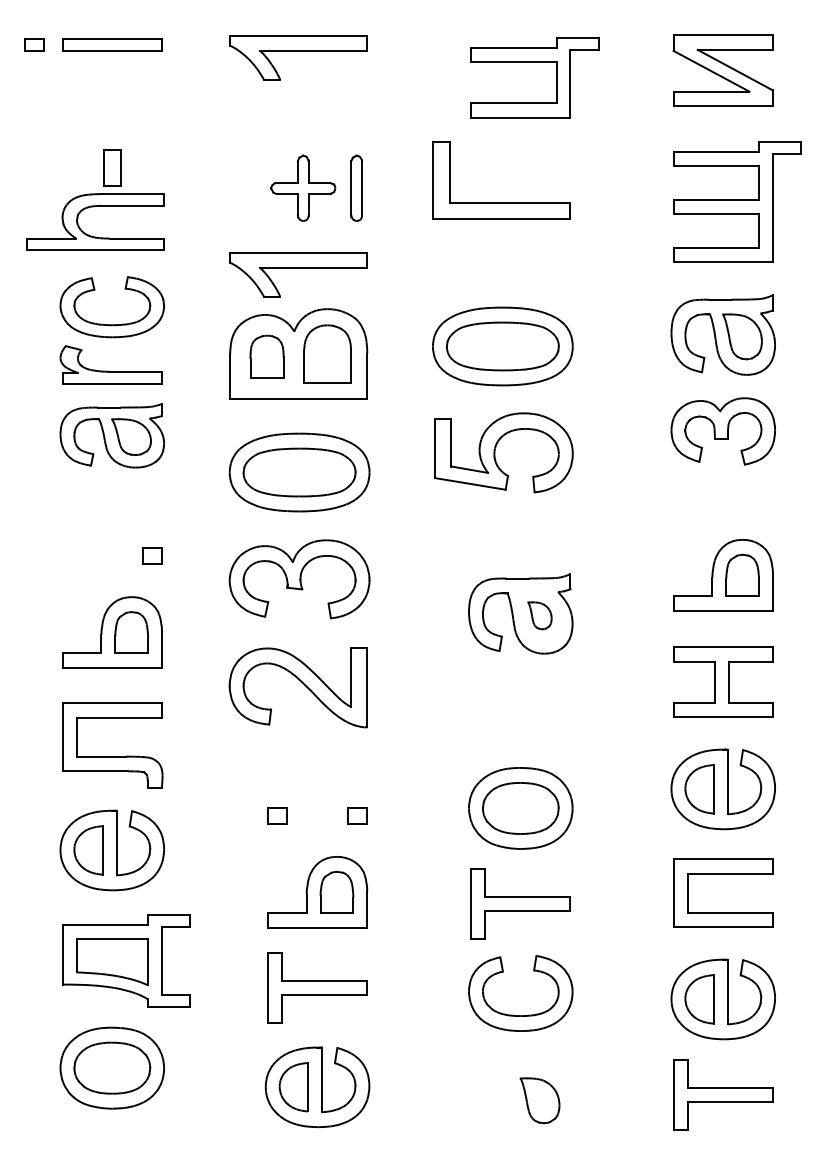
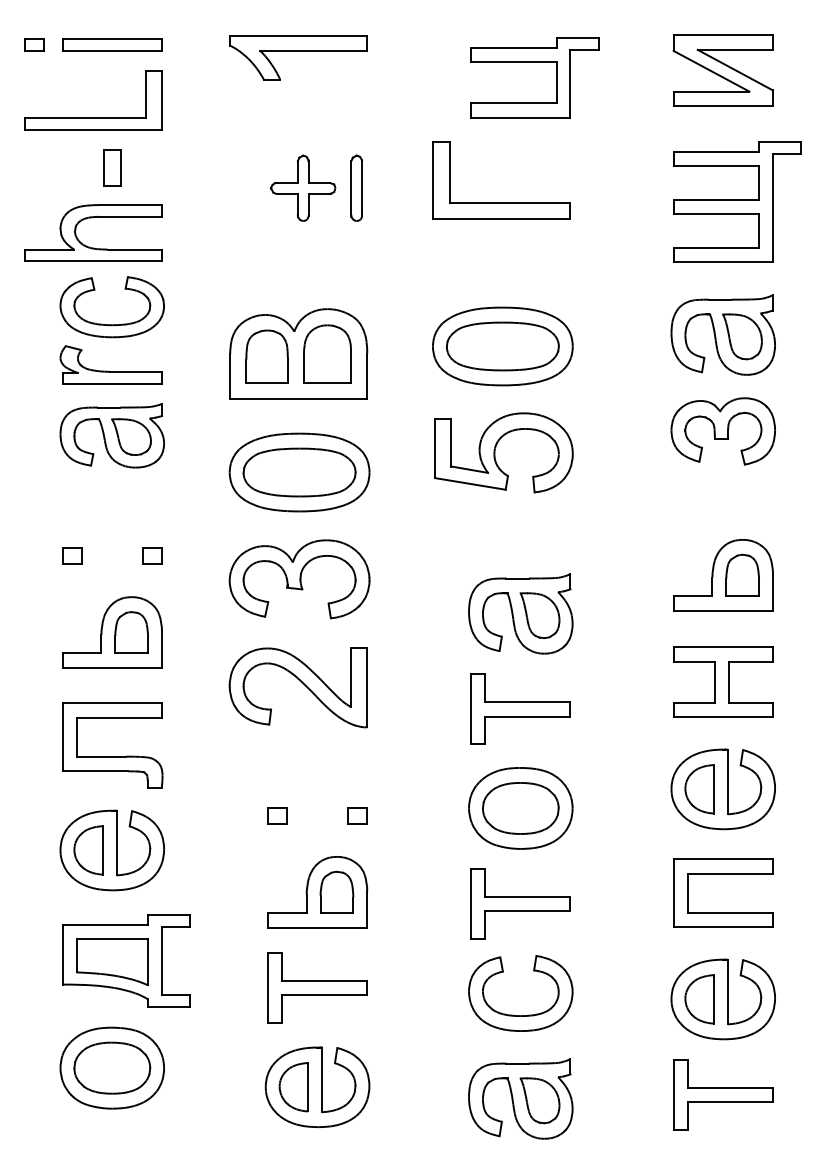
part: none -> present (93, 117)
part position: (94, 207) -> (92, 218) (92, 218)
part: present -> none (298, 274)
part size: 36x45 px -> 44x55 px (266, 356)
part: none -> present (72, 555)
part size: 26x30 px -> 42x48 px (539, 615)
part: none -> present (520, 708)
part: none -> present (520, 1098)
